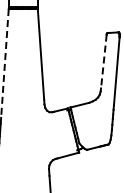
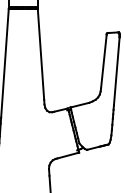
line: dashed -> solid (103, 62)
line: dashed -> solid (4, 63)
